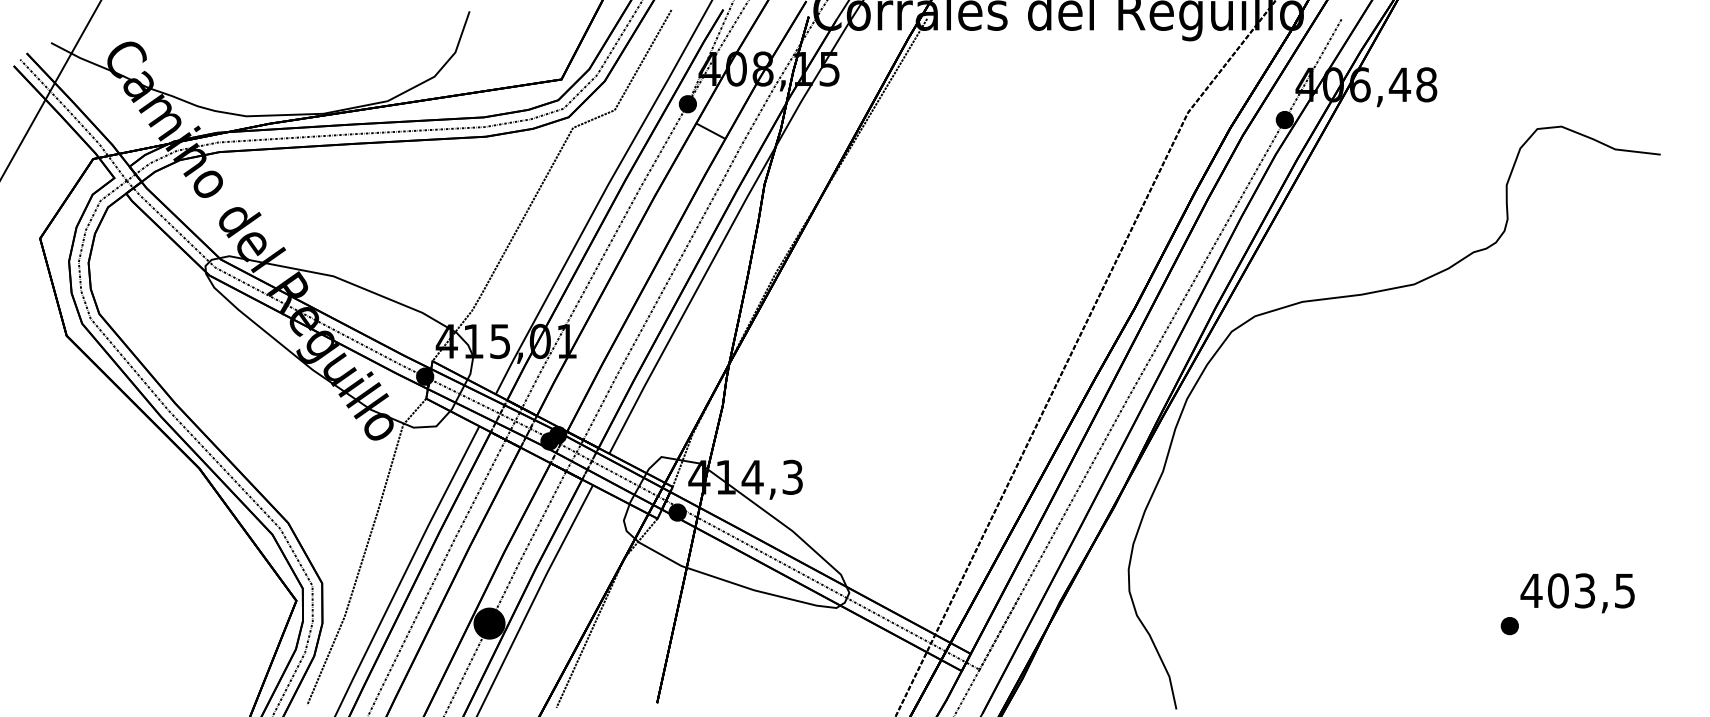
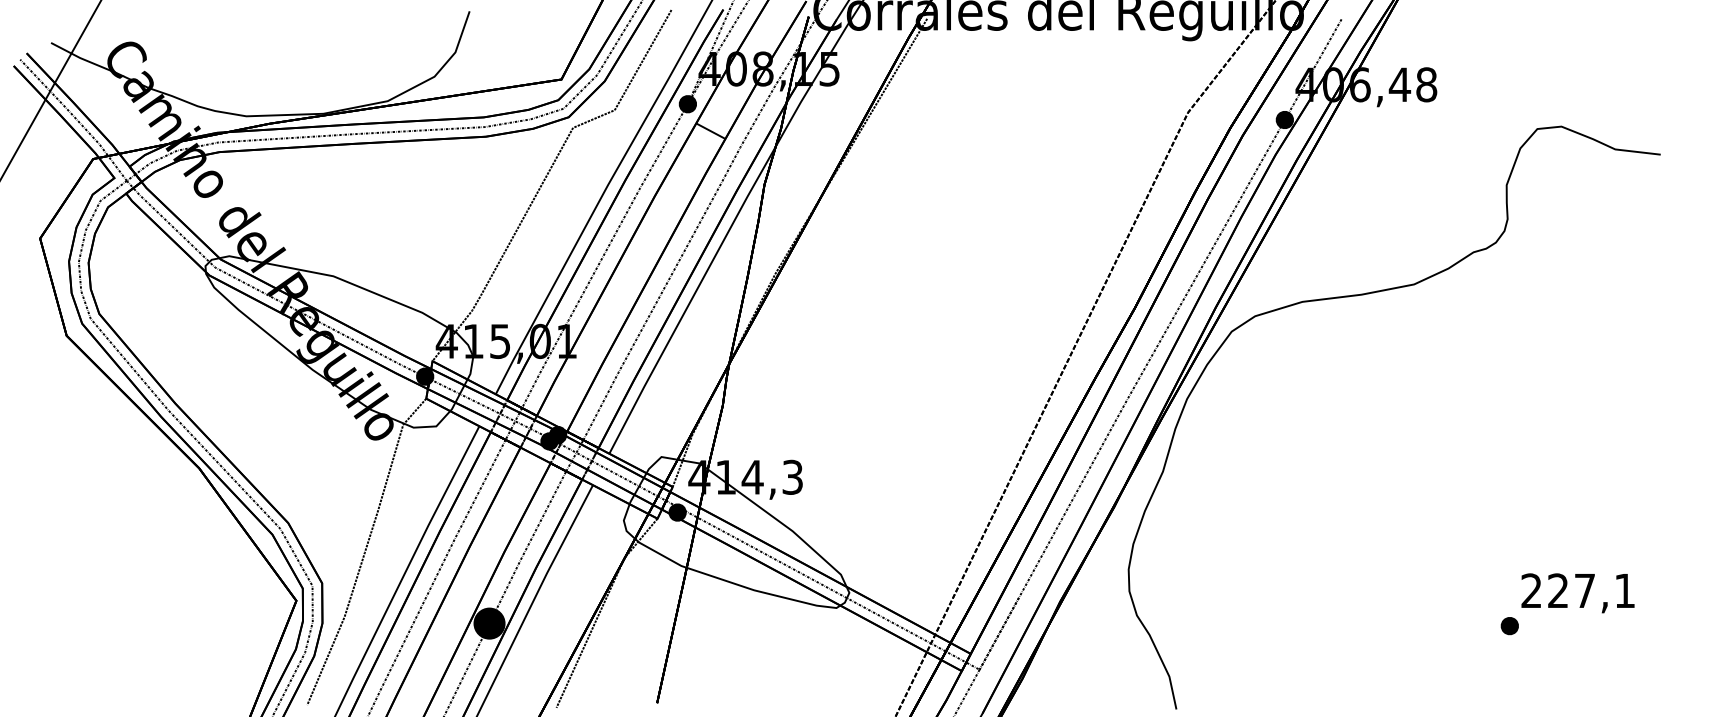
text: 403,5 -> 227,1 (1577, 590)
